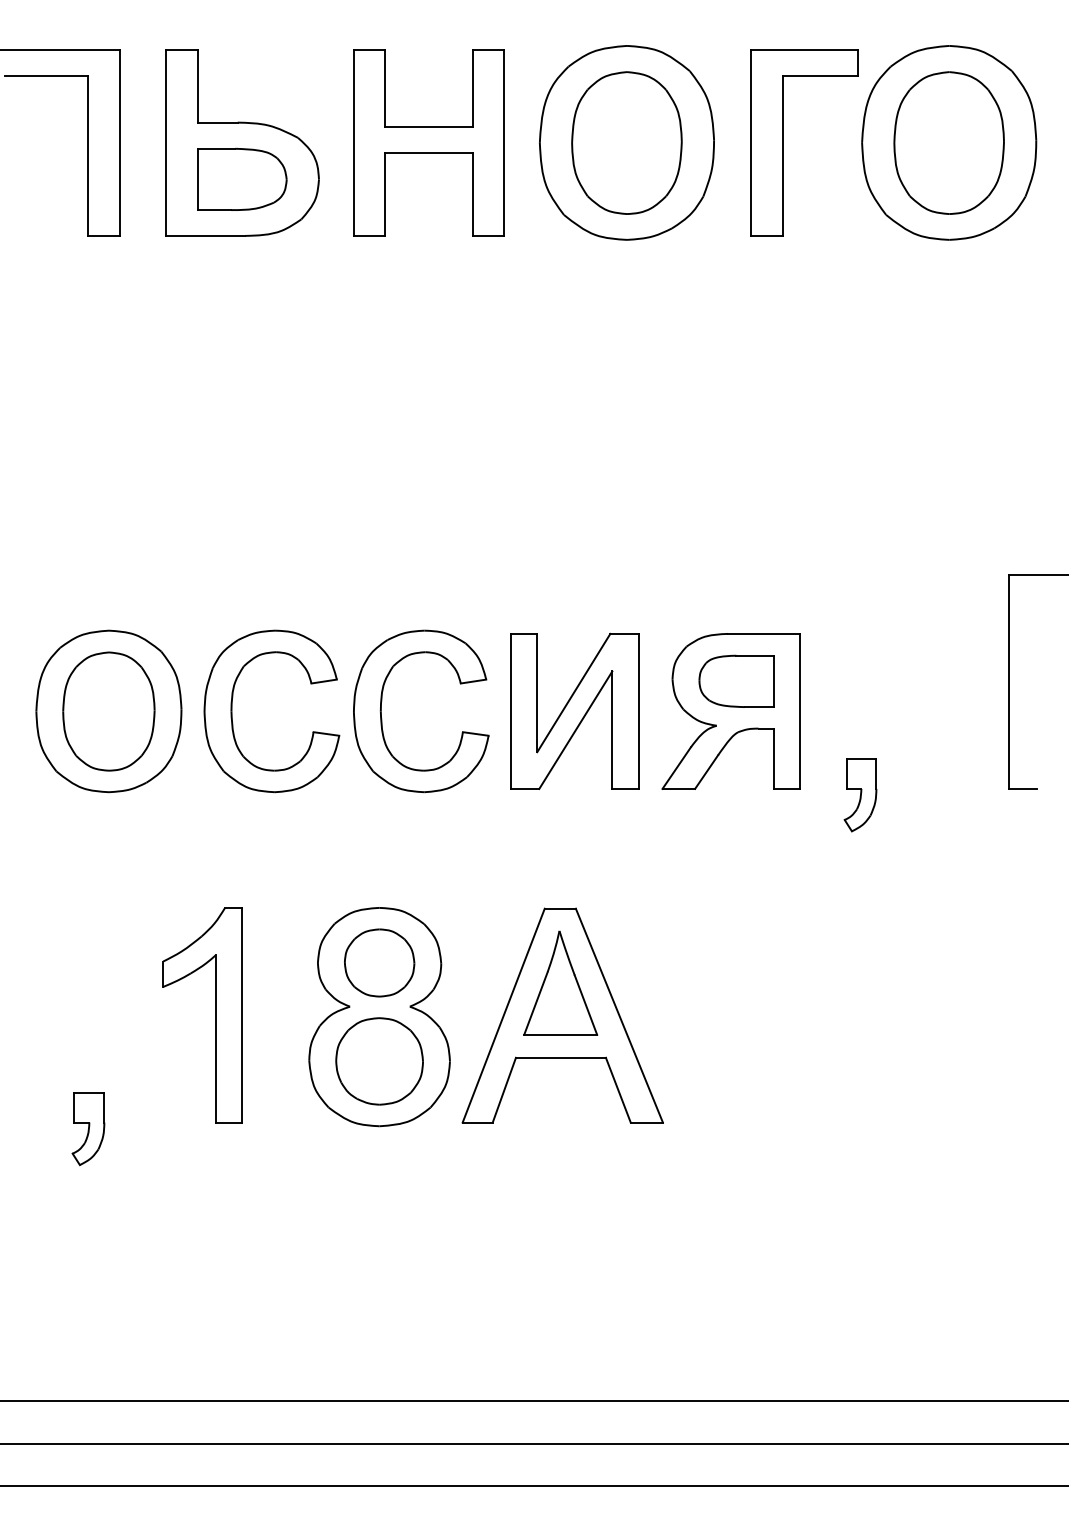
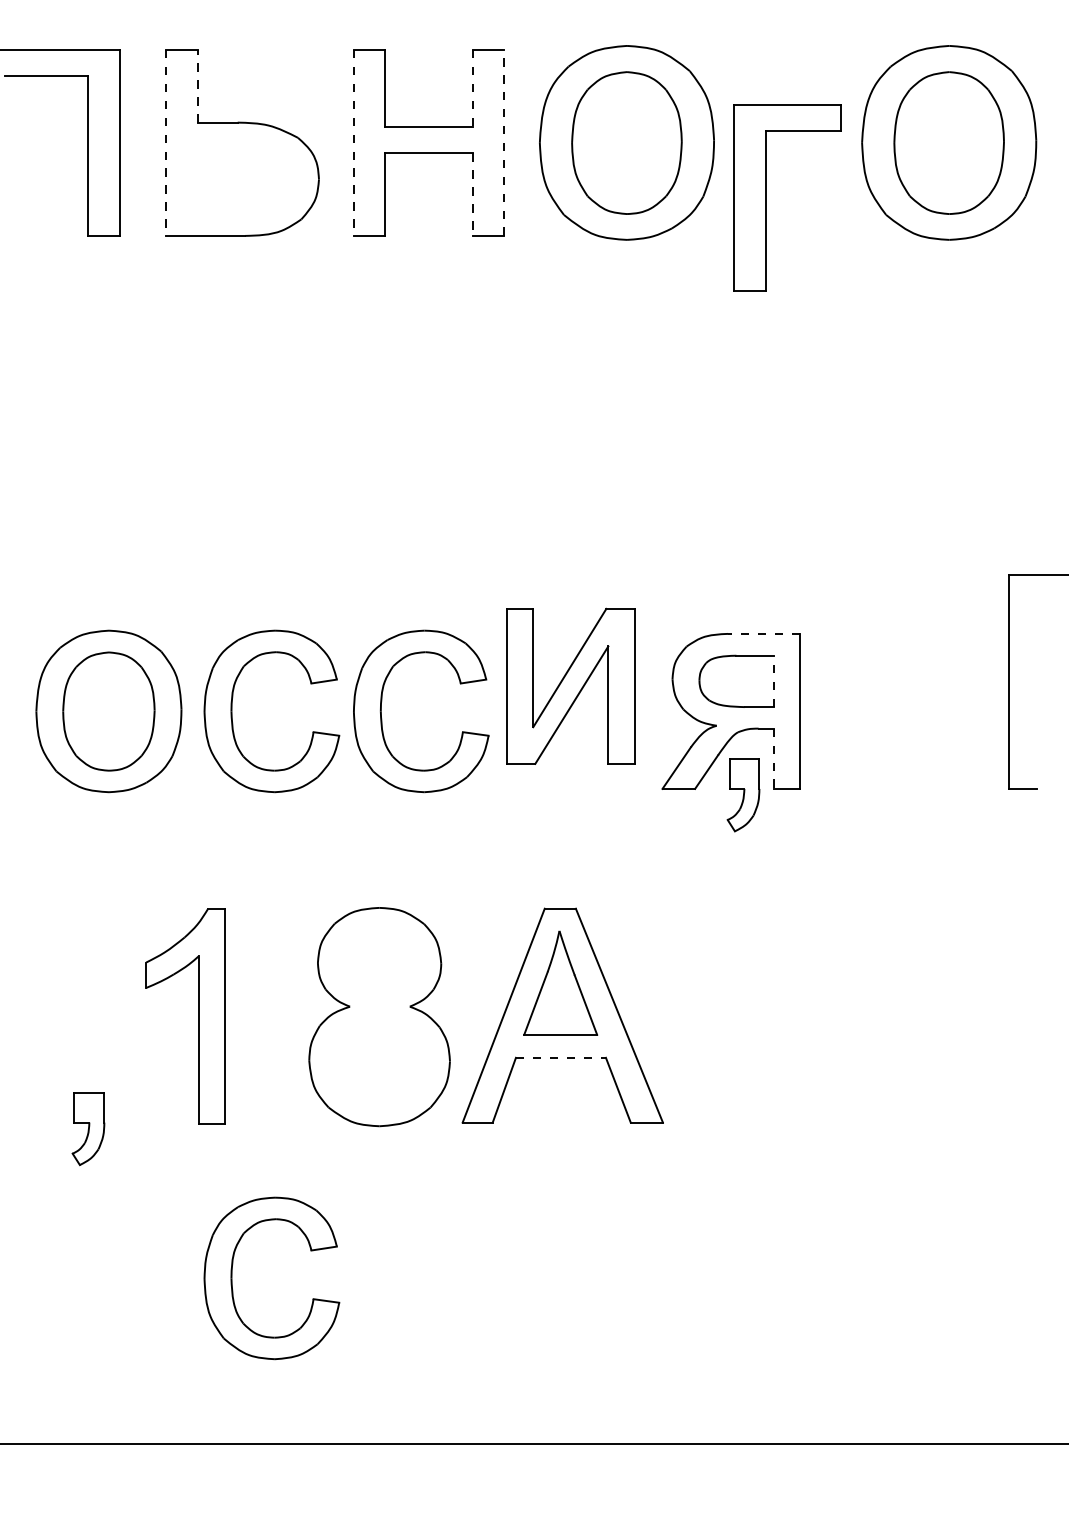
line: solid -> dashed (197, 85)
line: solid -> dashed (472, 88)
line: solid -> dashed (504, 142)
part position: (783, 142) -> (766, 197) (766, 197)
line: solid -> dashed (166, 143)
line: solid -> dashed (353, 143)
part: present -> none (242, 178)
line: solid -> dashed (472, 195)
line: solid -> dashed (763, 633)
line: solid -> dashed (773, 681)
part position: (574, 710) -> (570, 685) (570, 685)
line: solid -> dashed (773, 759)
part position: (860, 795) -> (743, 795) (743, 795)
part: present -> none (379, 962)
part position: (215, 1015) -> (198, 1016) (198, 1016)
line: solid -> dashed (561, 1057)
part: present -> none (379, 1061)
part: none -> present (232, 1278)
line: present -> none (533, 1401)
line: present -> none (533, 1486)
